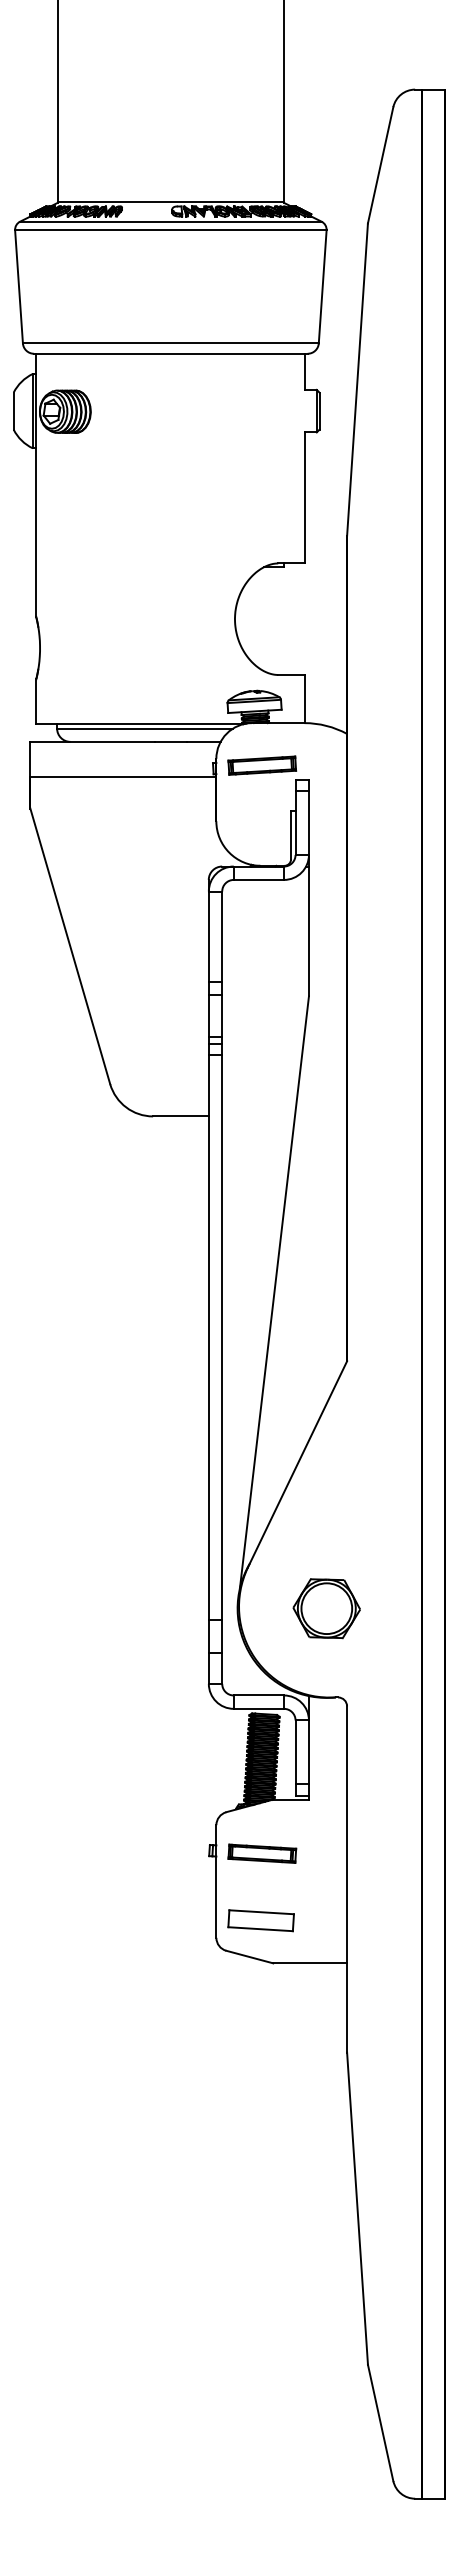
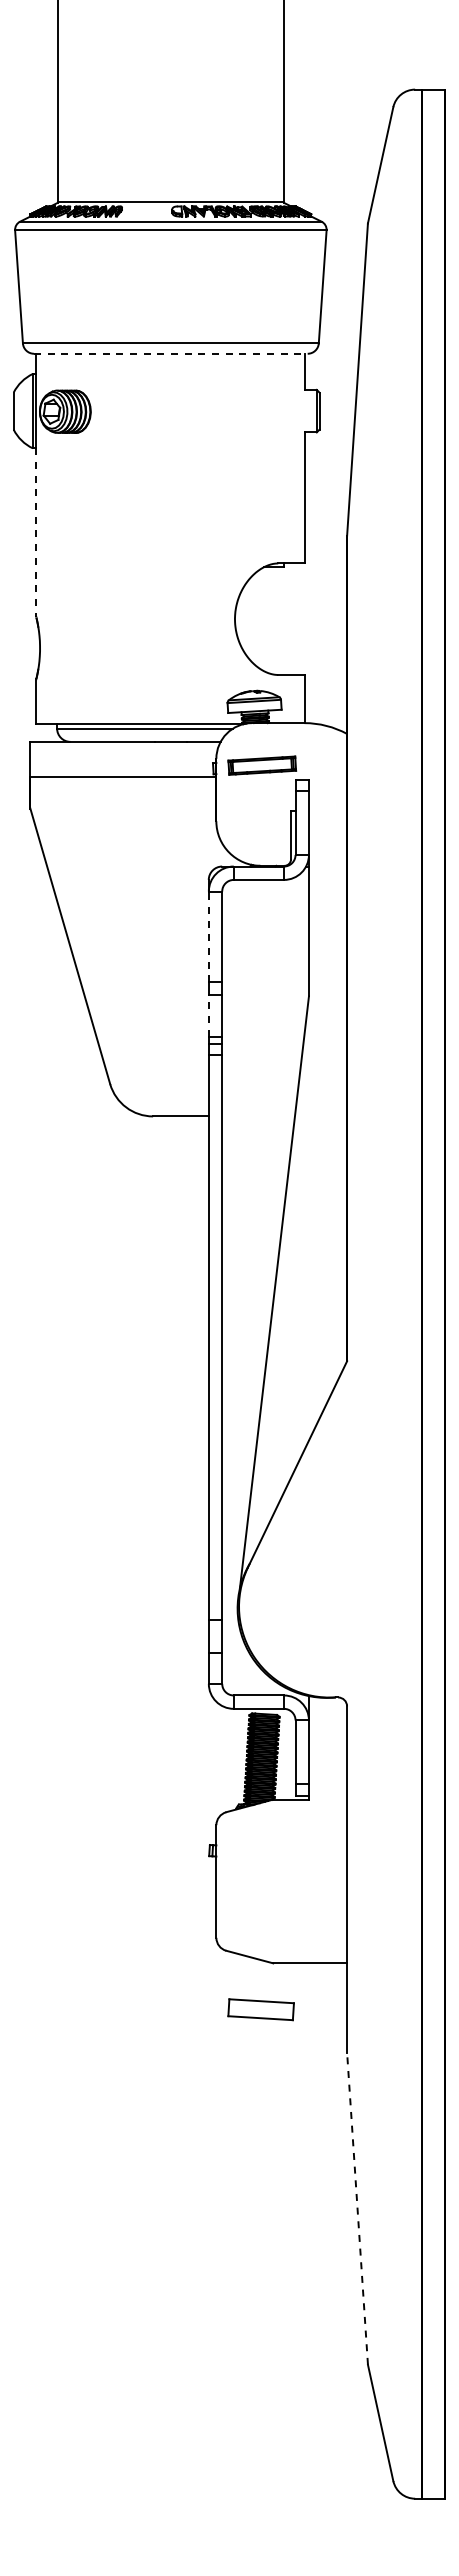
line: solid -> dashed (170, 353)
line: solid -> dashed (36, 533)
line: solid -> dashed (208, 936)
line: solid -> dashed (208, 1016)
part: present -> none (326, 1608)
part: present -> none (262, 1853)
part position: (260, 1920) -> (260, 2009) (260, 2009)
line: solid -> dashed (357, 2208)
